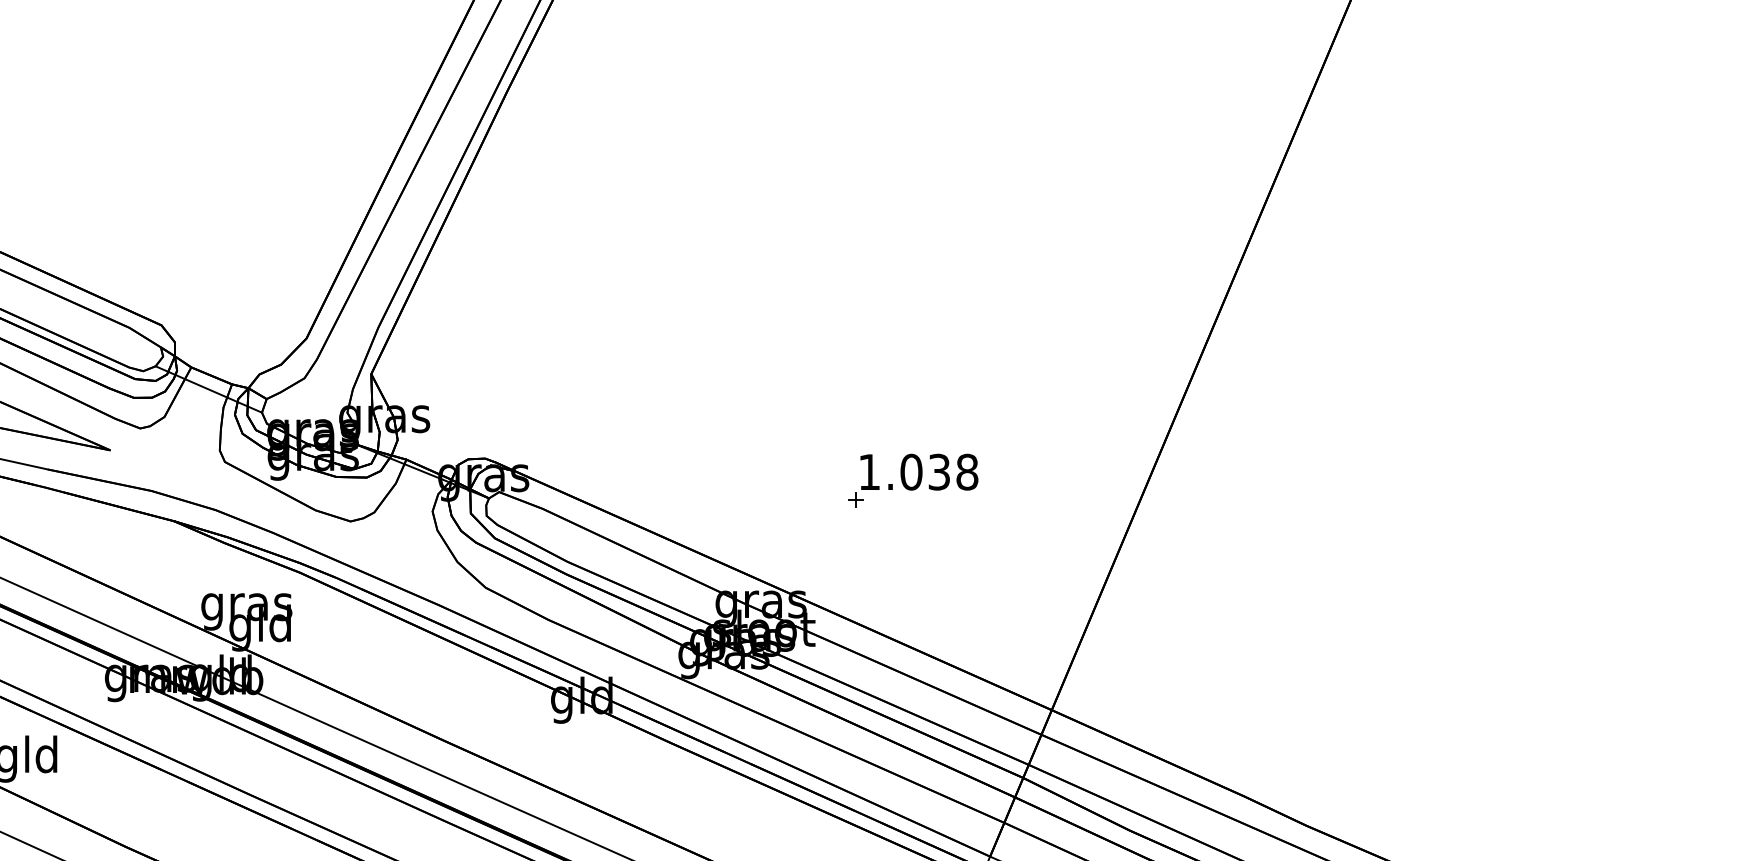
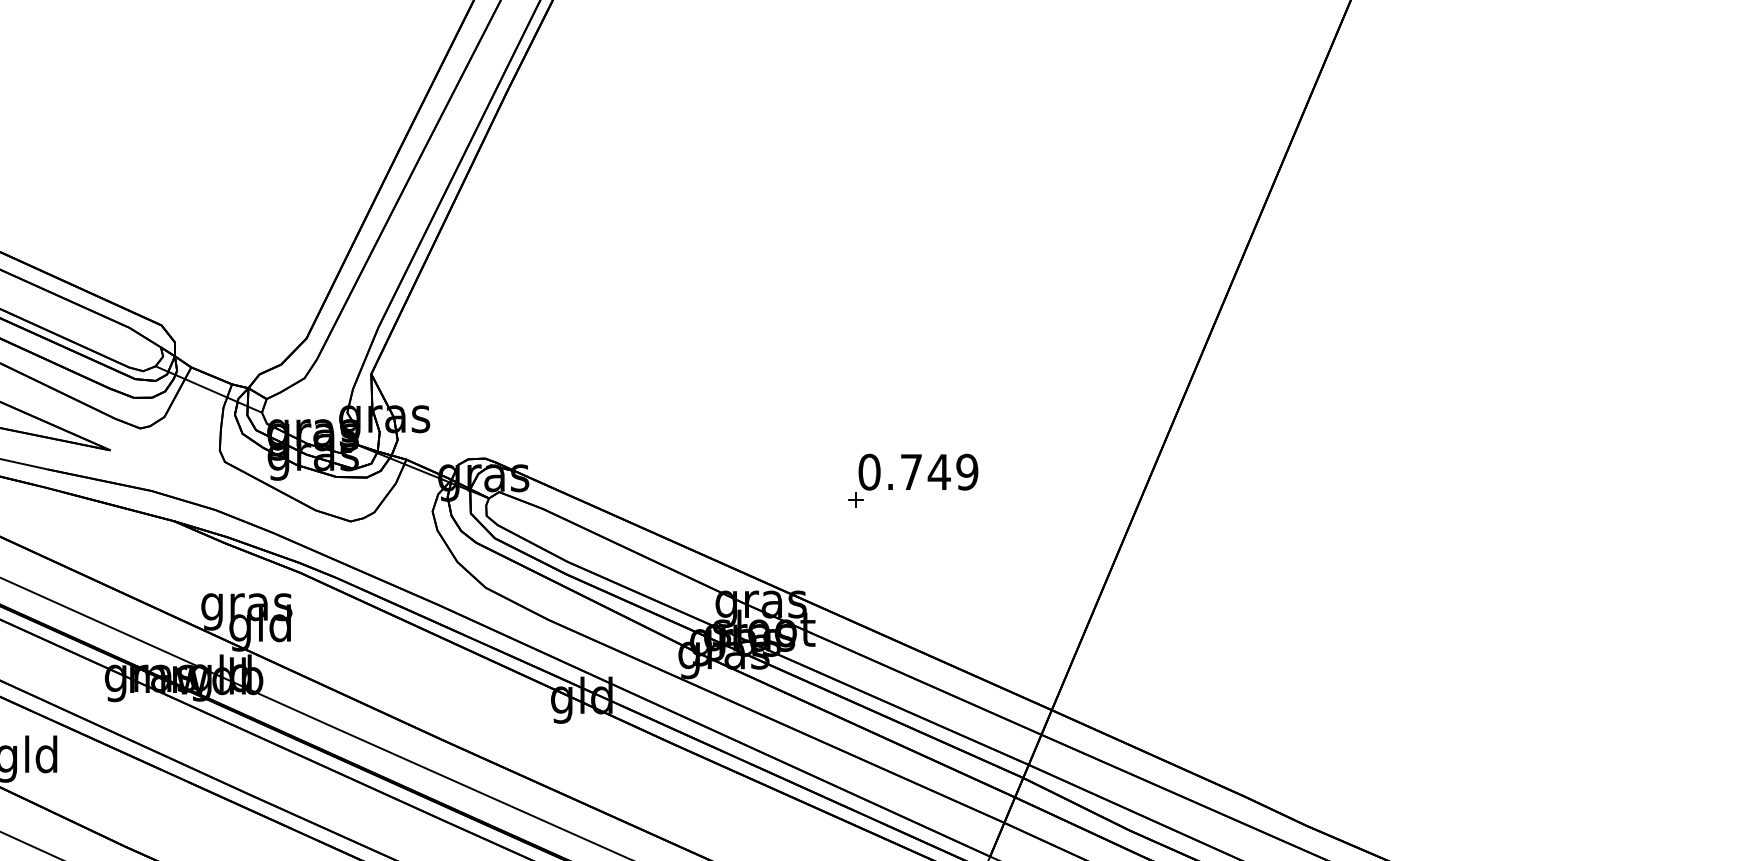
text: 1.038 -> 0.749 (918, 471)
